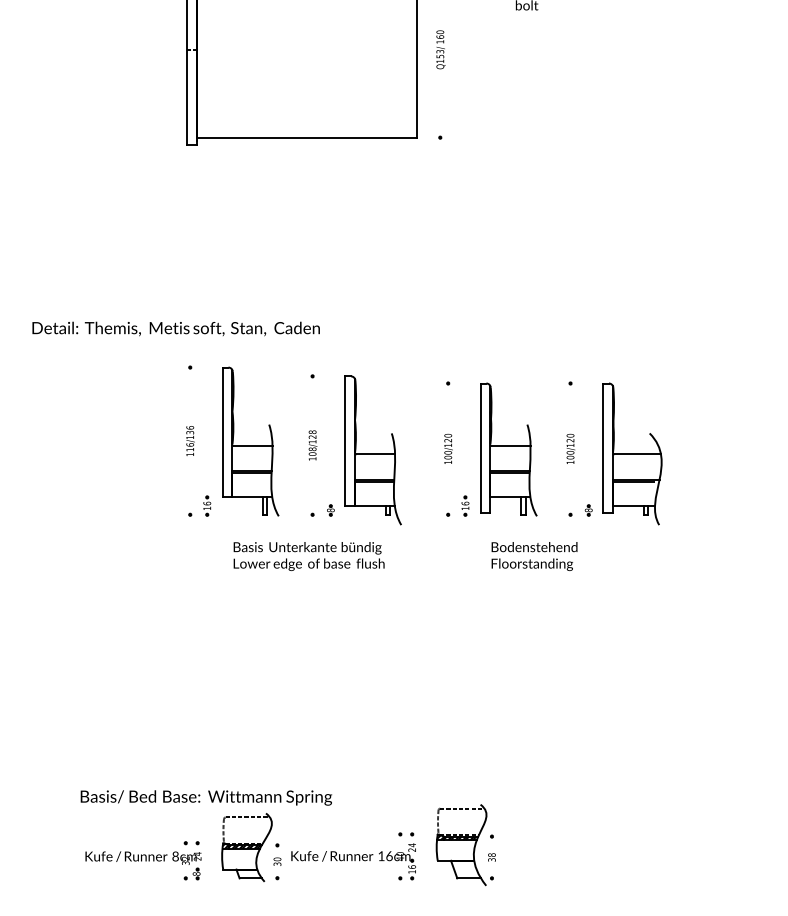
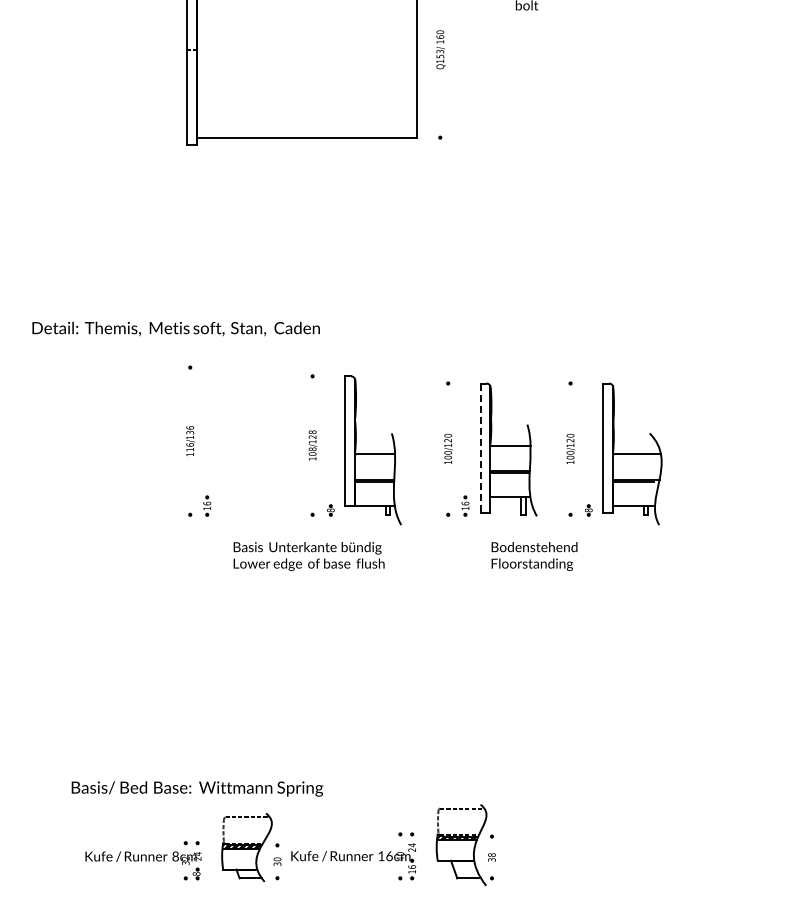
part: present -> none (250, 441)
line: solid -> dashed (480, 448)
text position: (206, 797) -> (197, 788) (197, 788)
